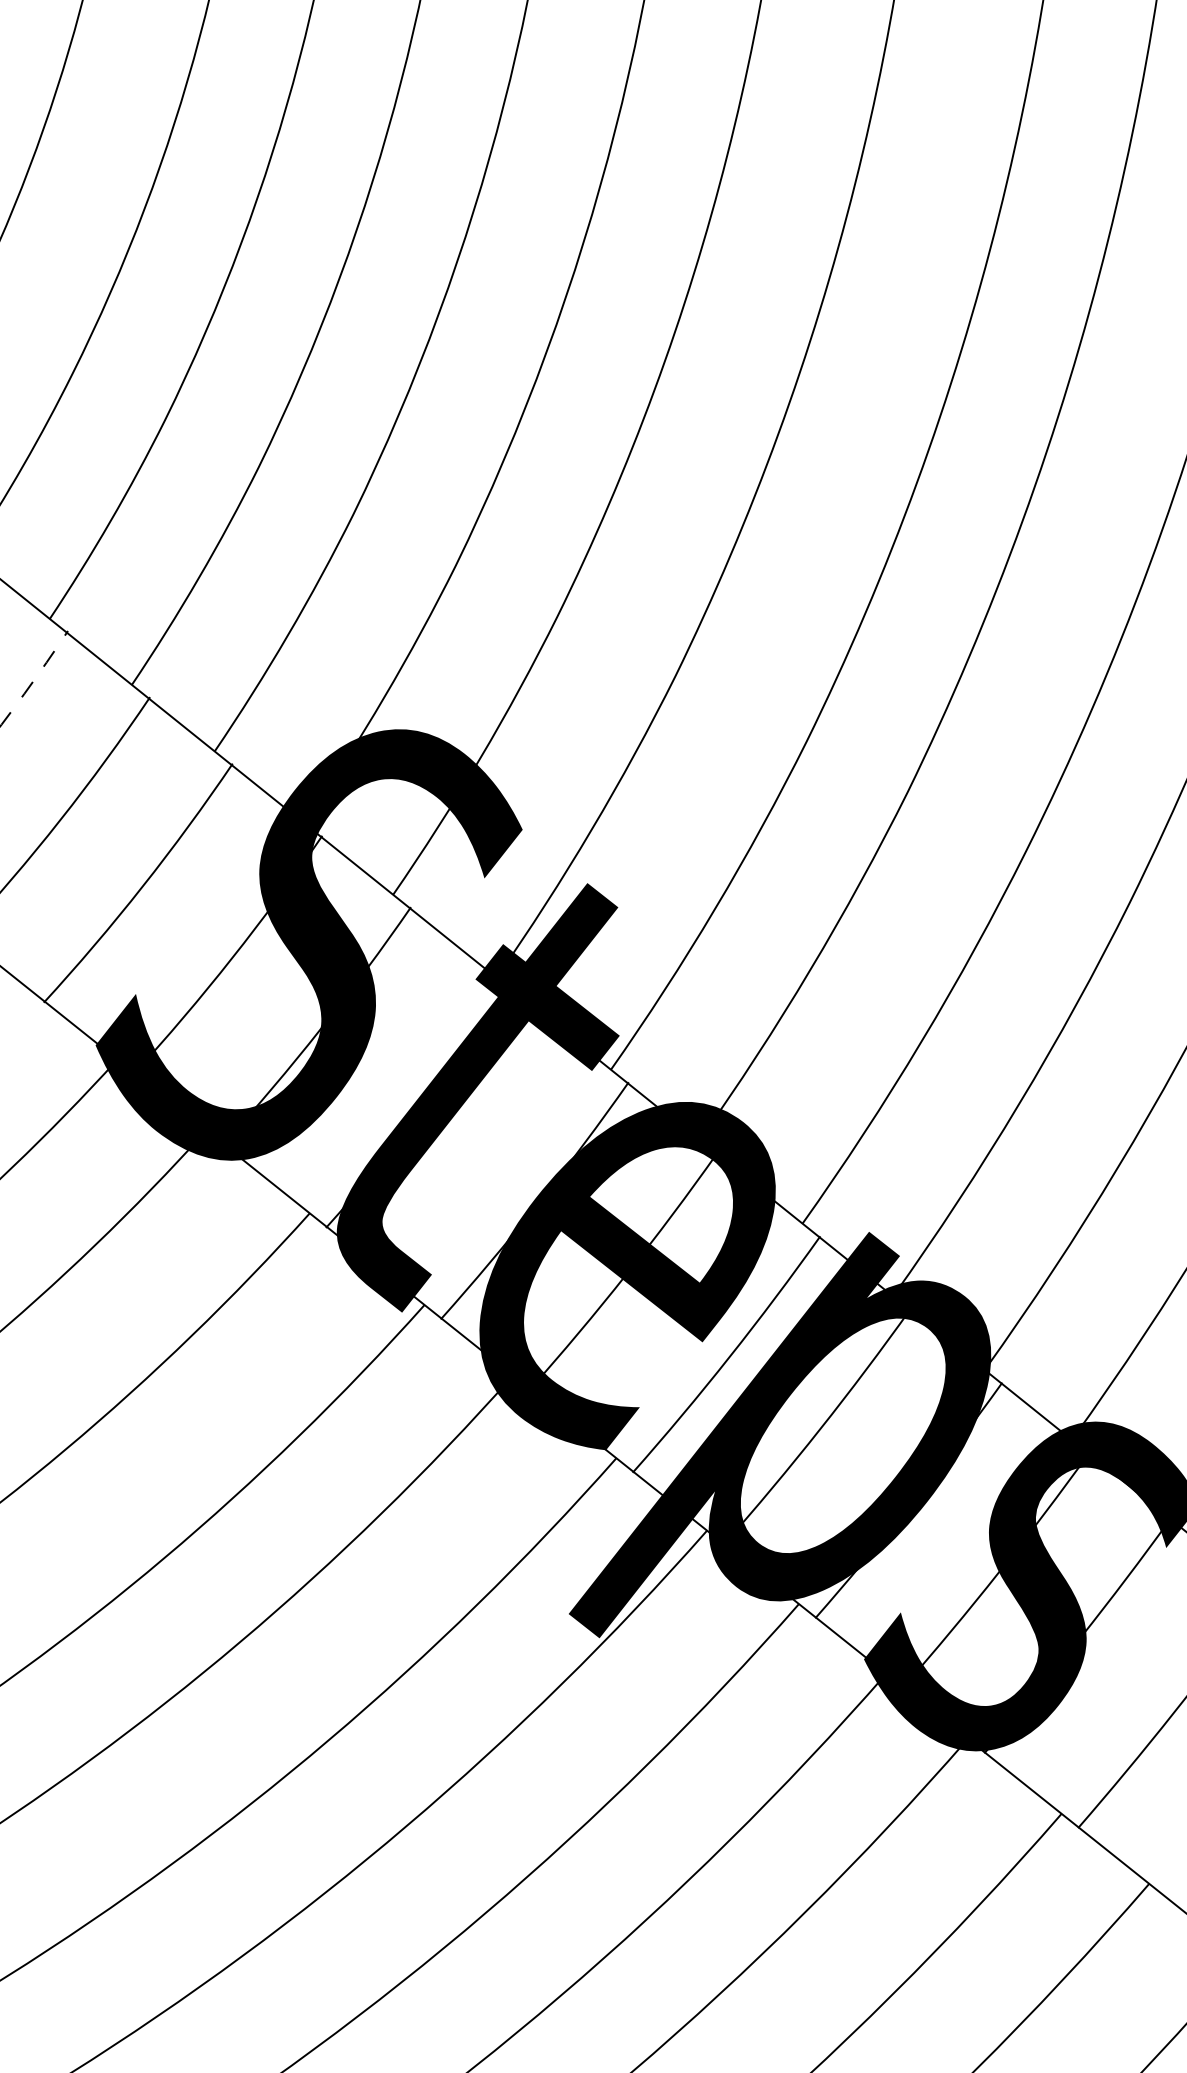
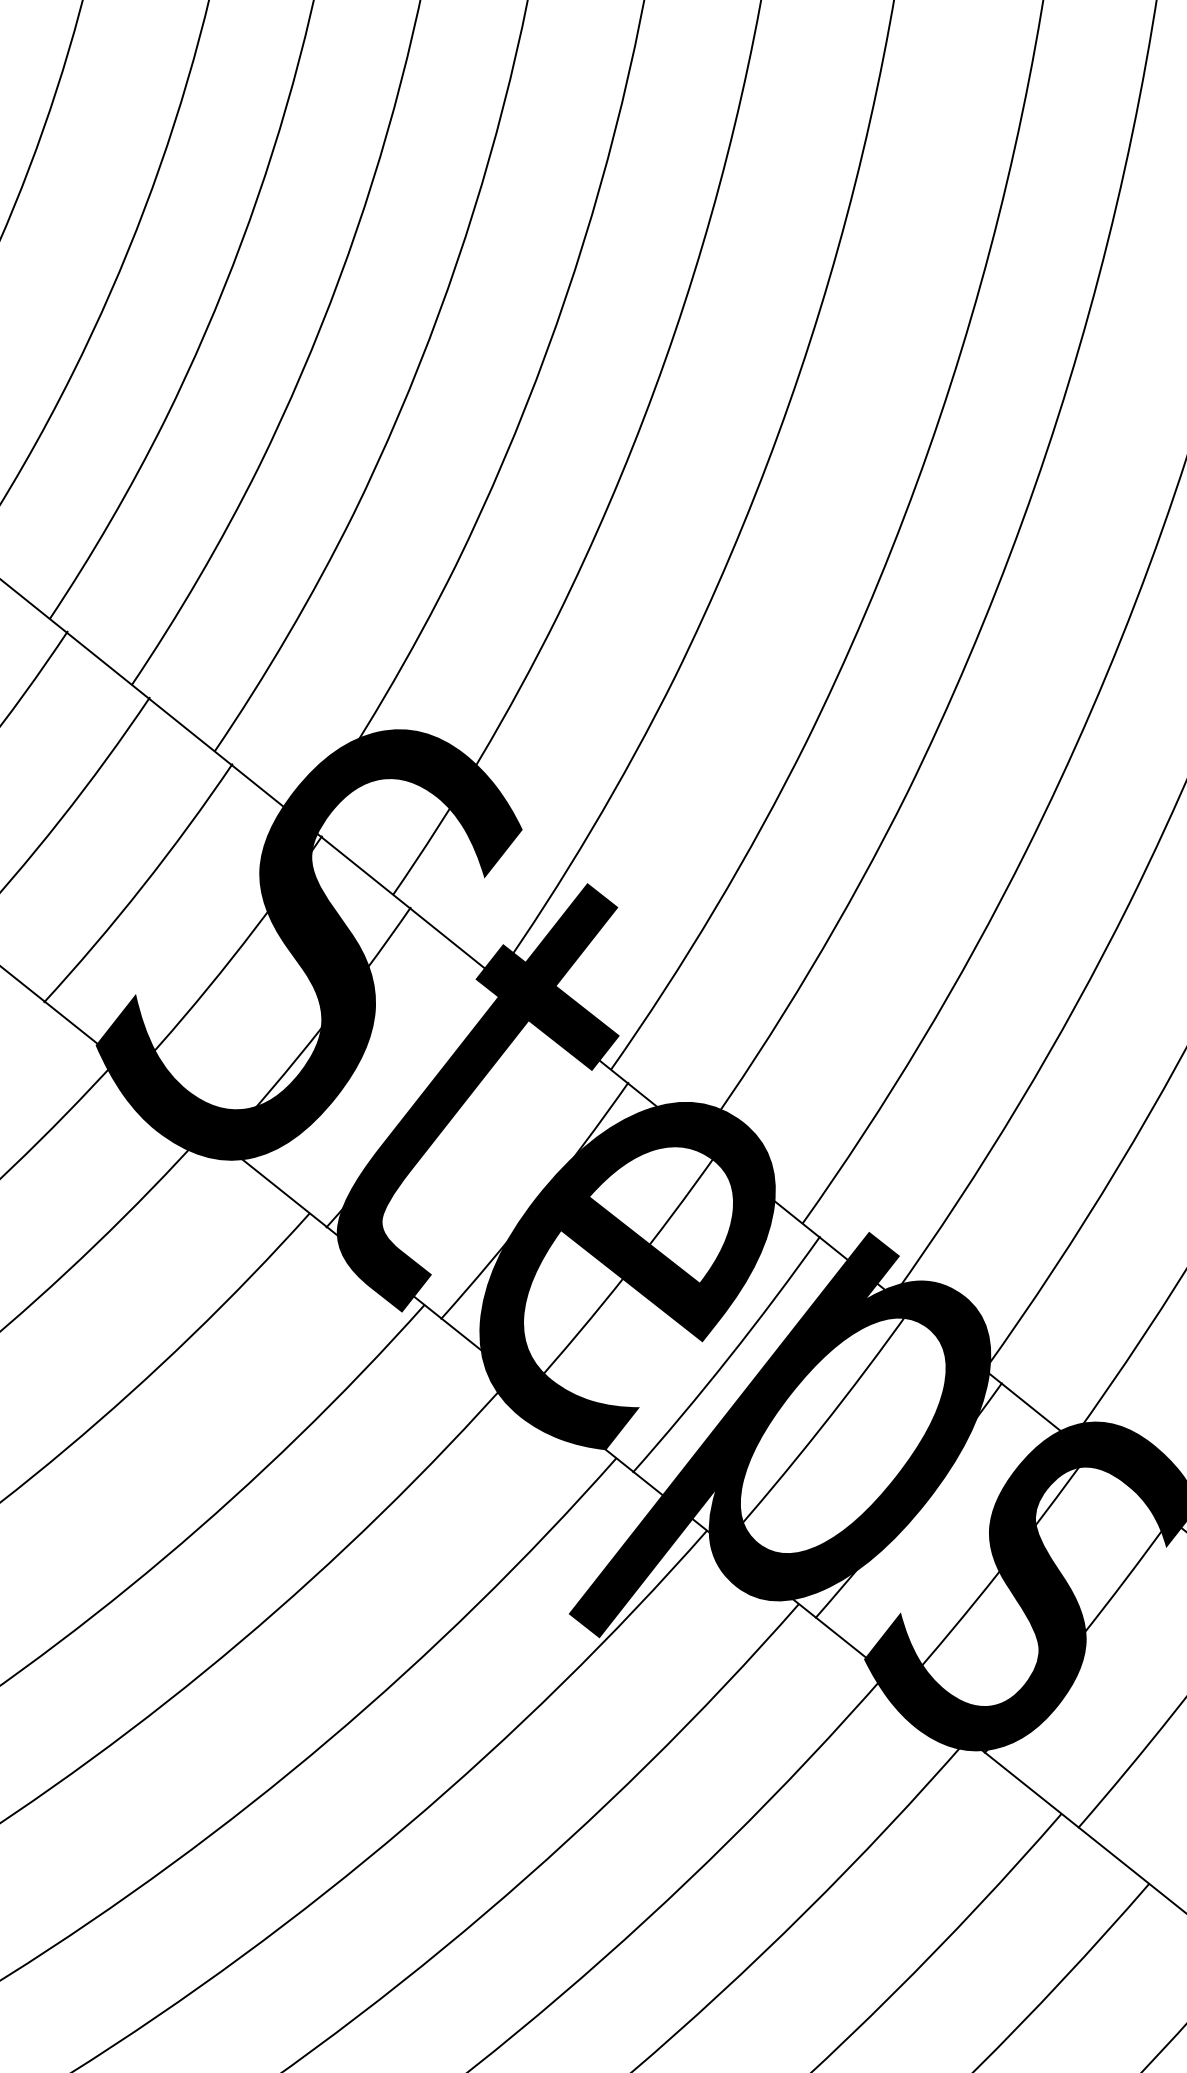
line: dashed -> solid (34, 679)
